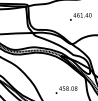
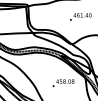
text position: (66, 89) -> (63, 82) (63, 82)
